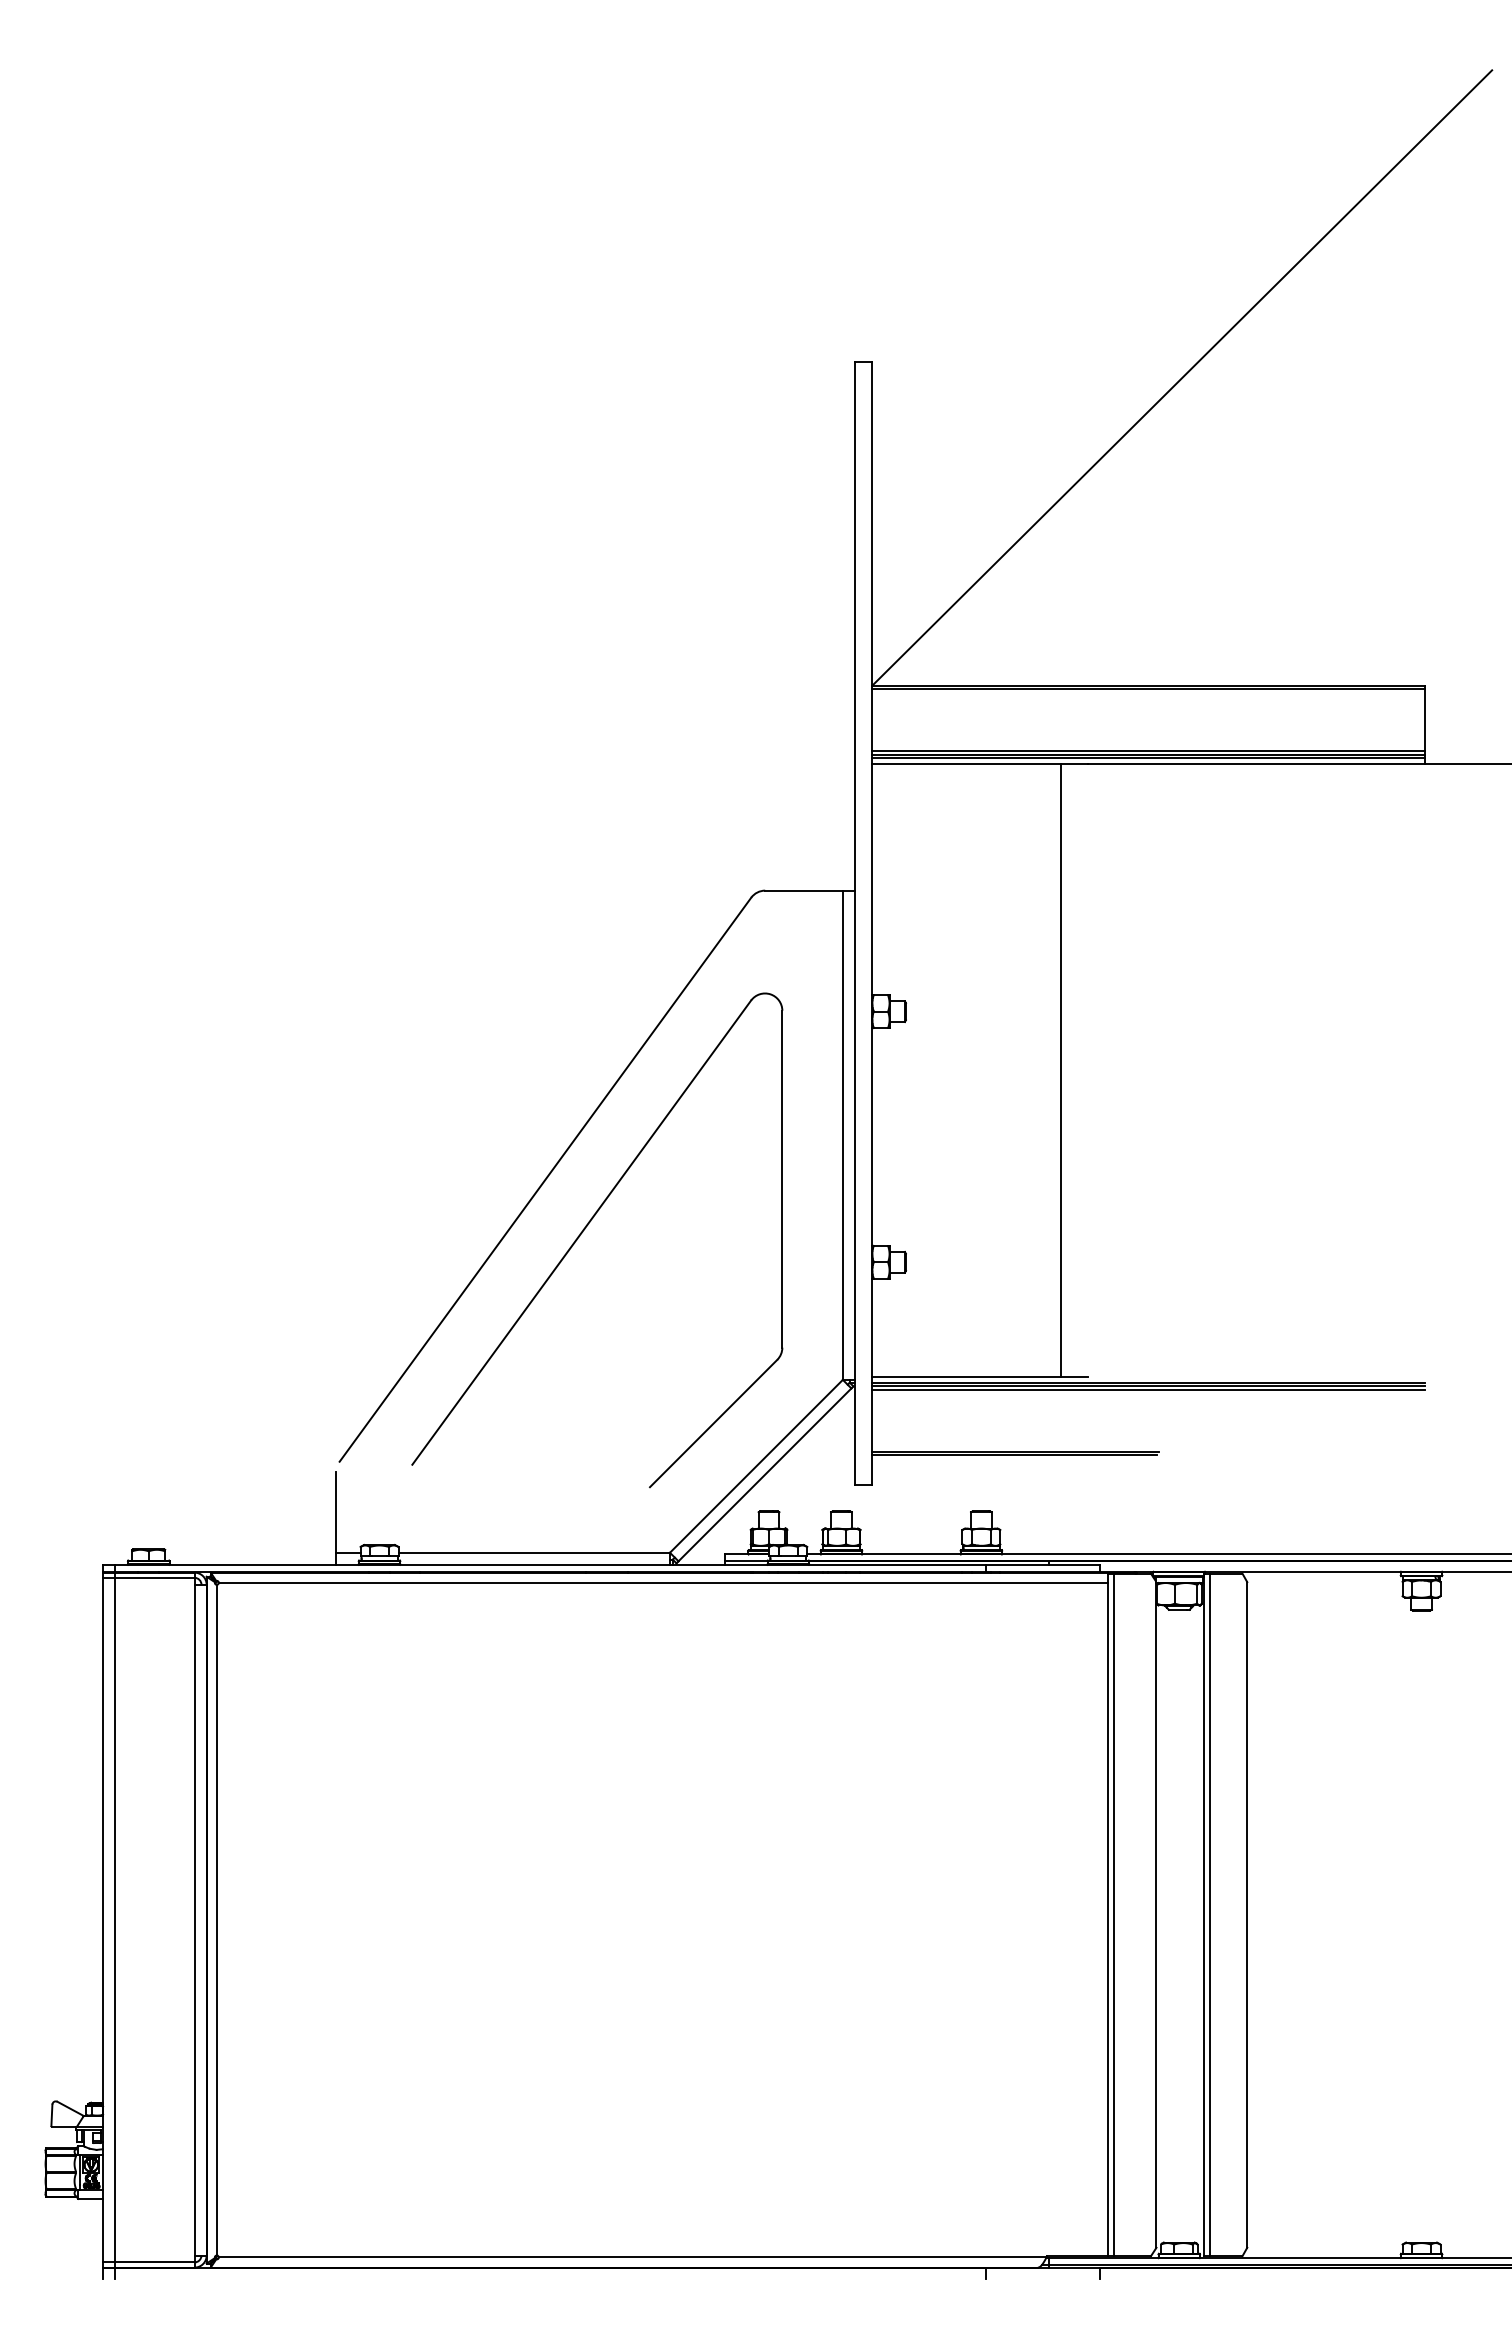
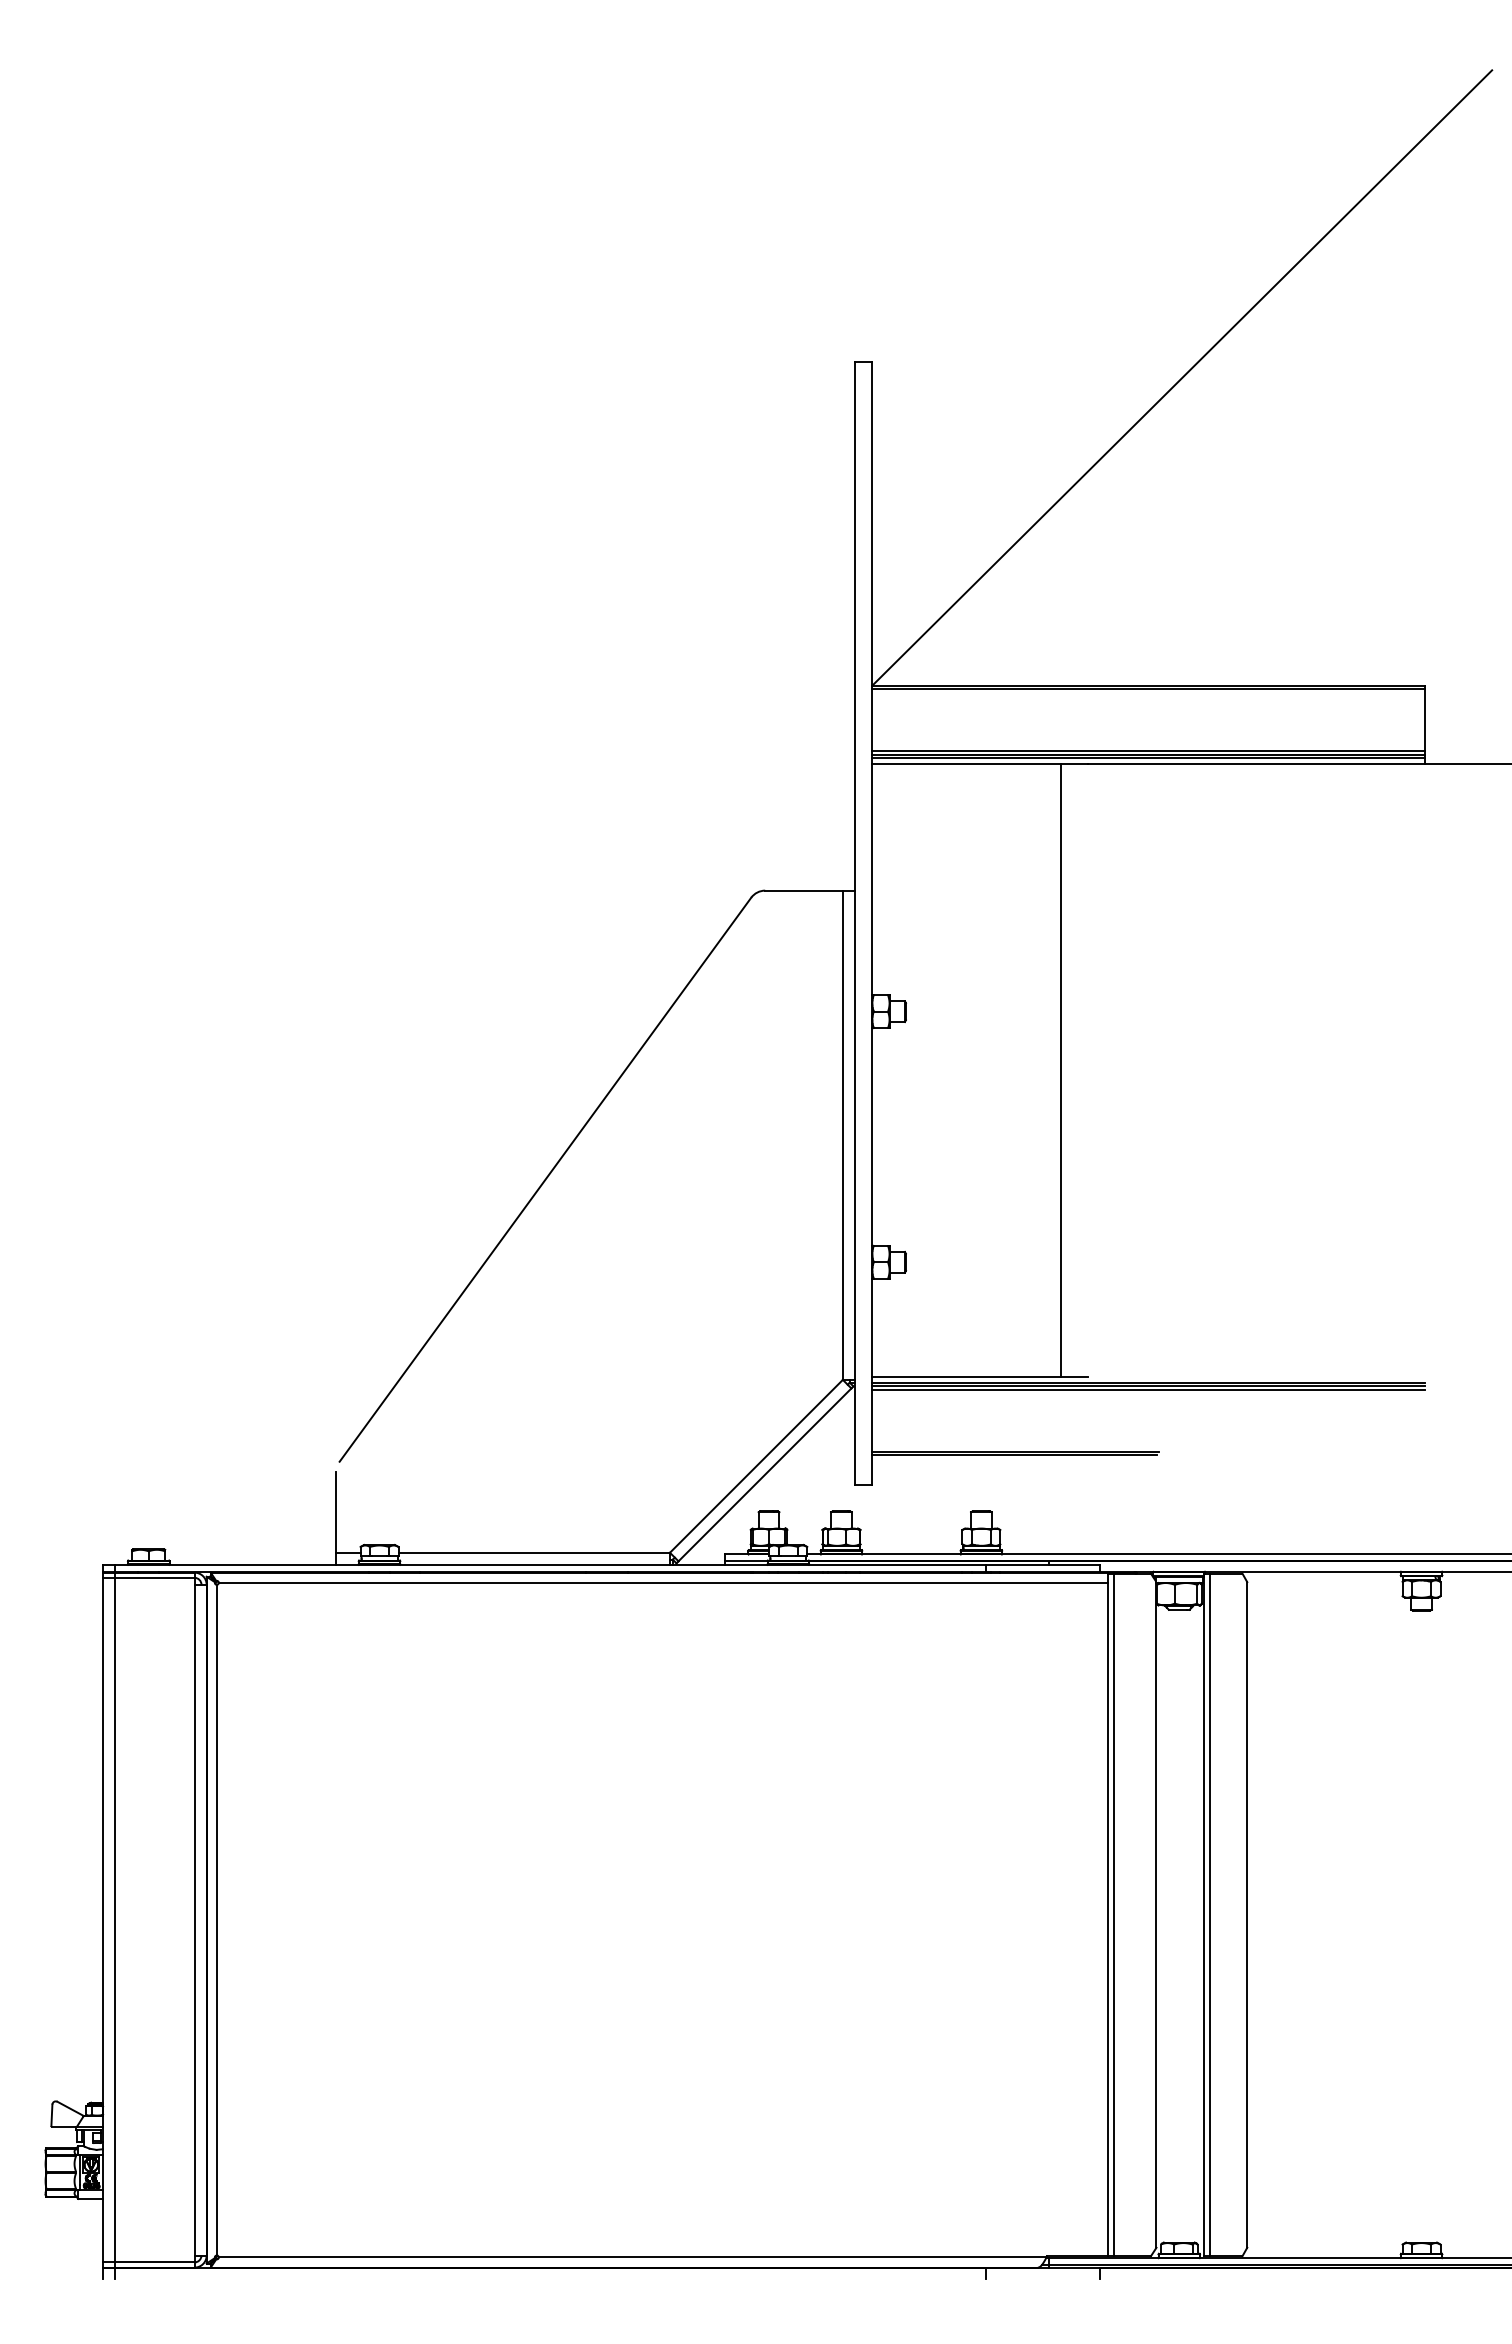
part: present -> none (583, 1232)
